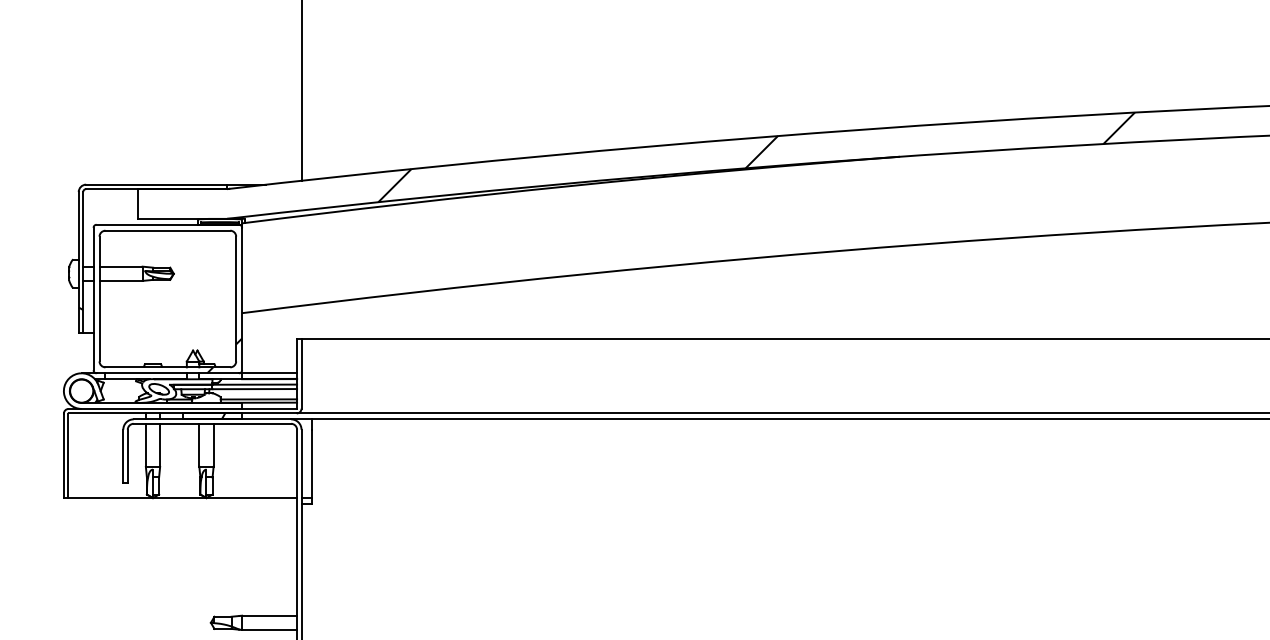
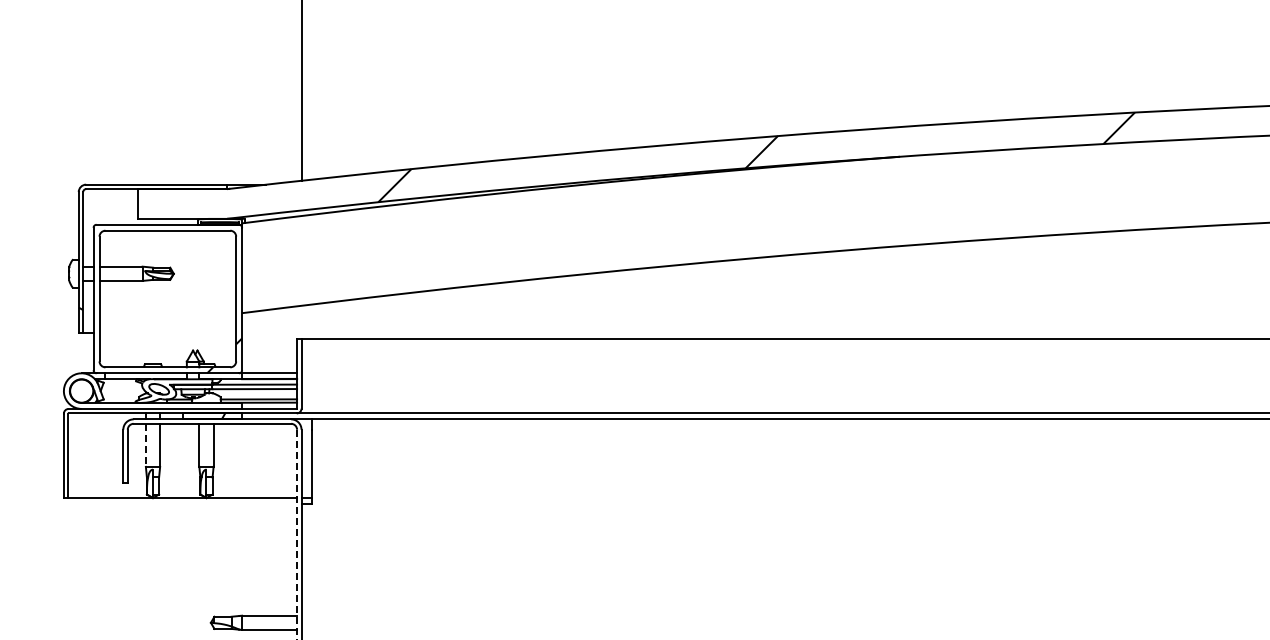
line: solid -> dashed (145, 445)
line: solid -> dashed (297, 534)
